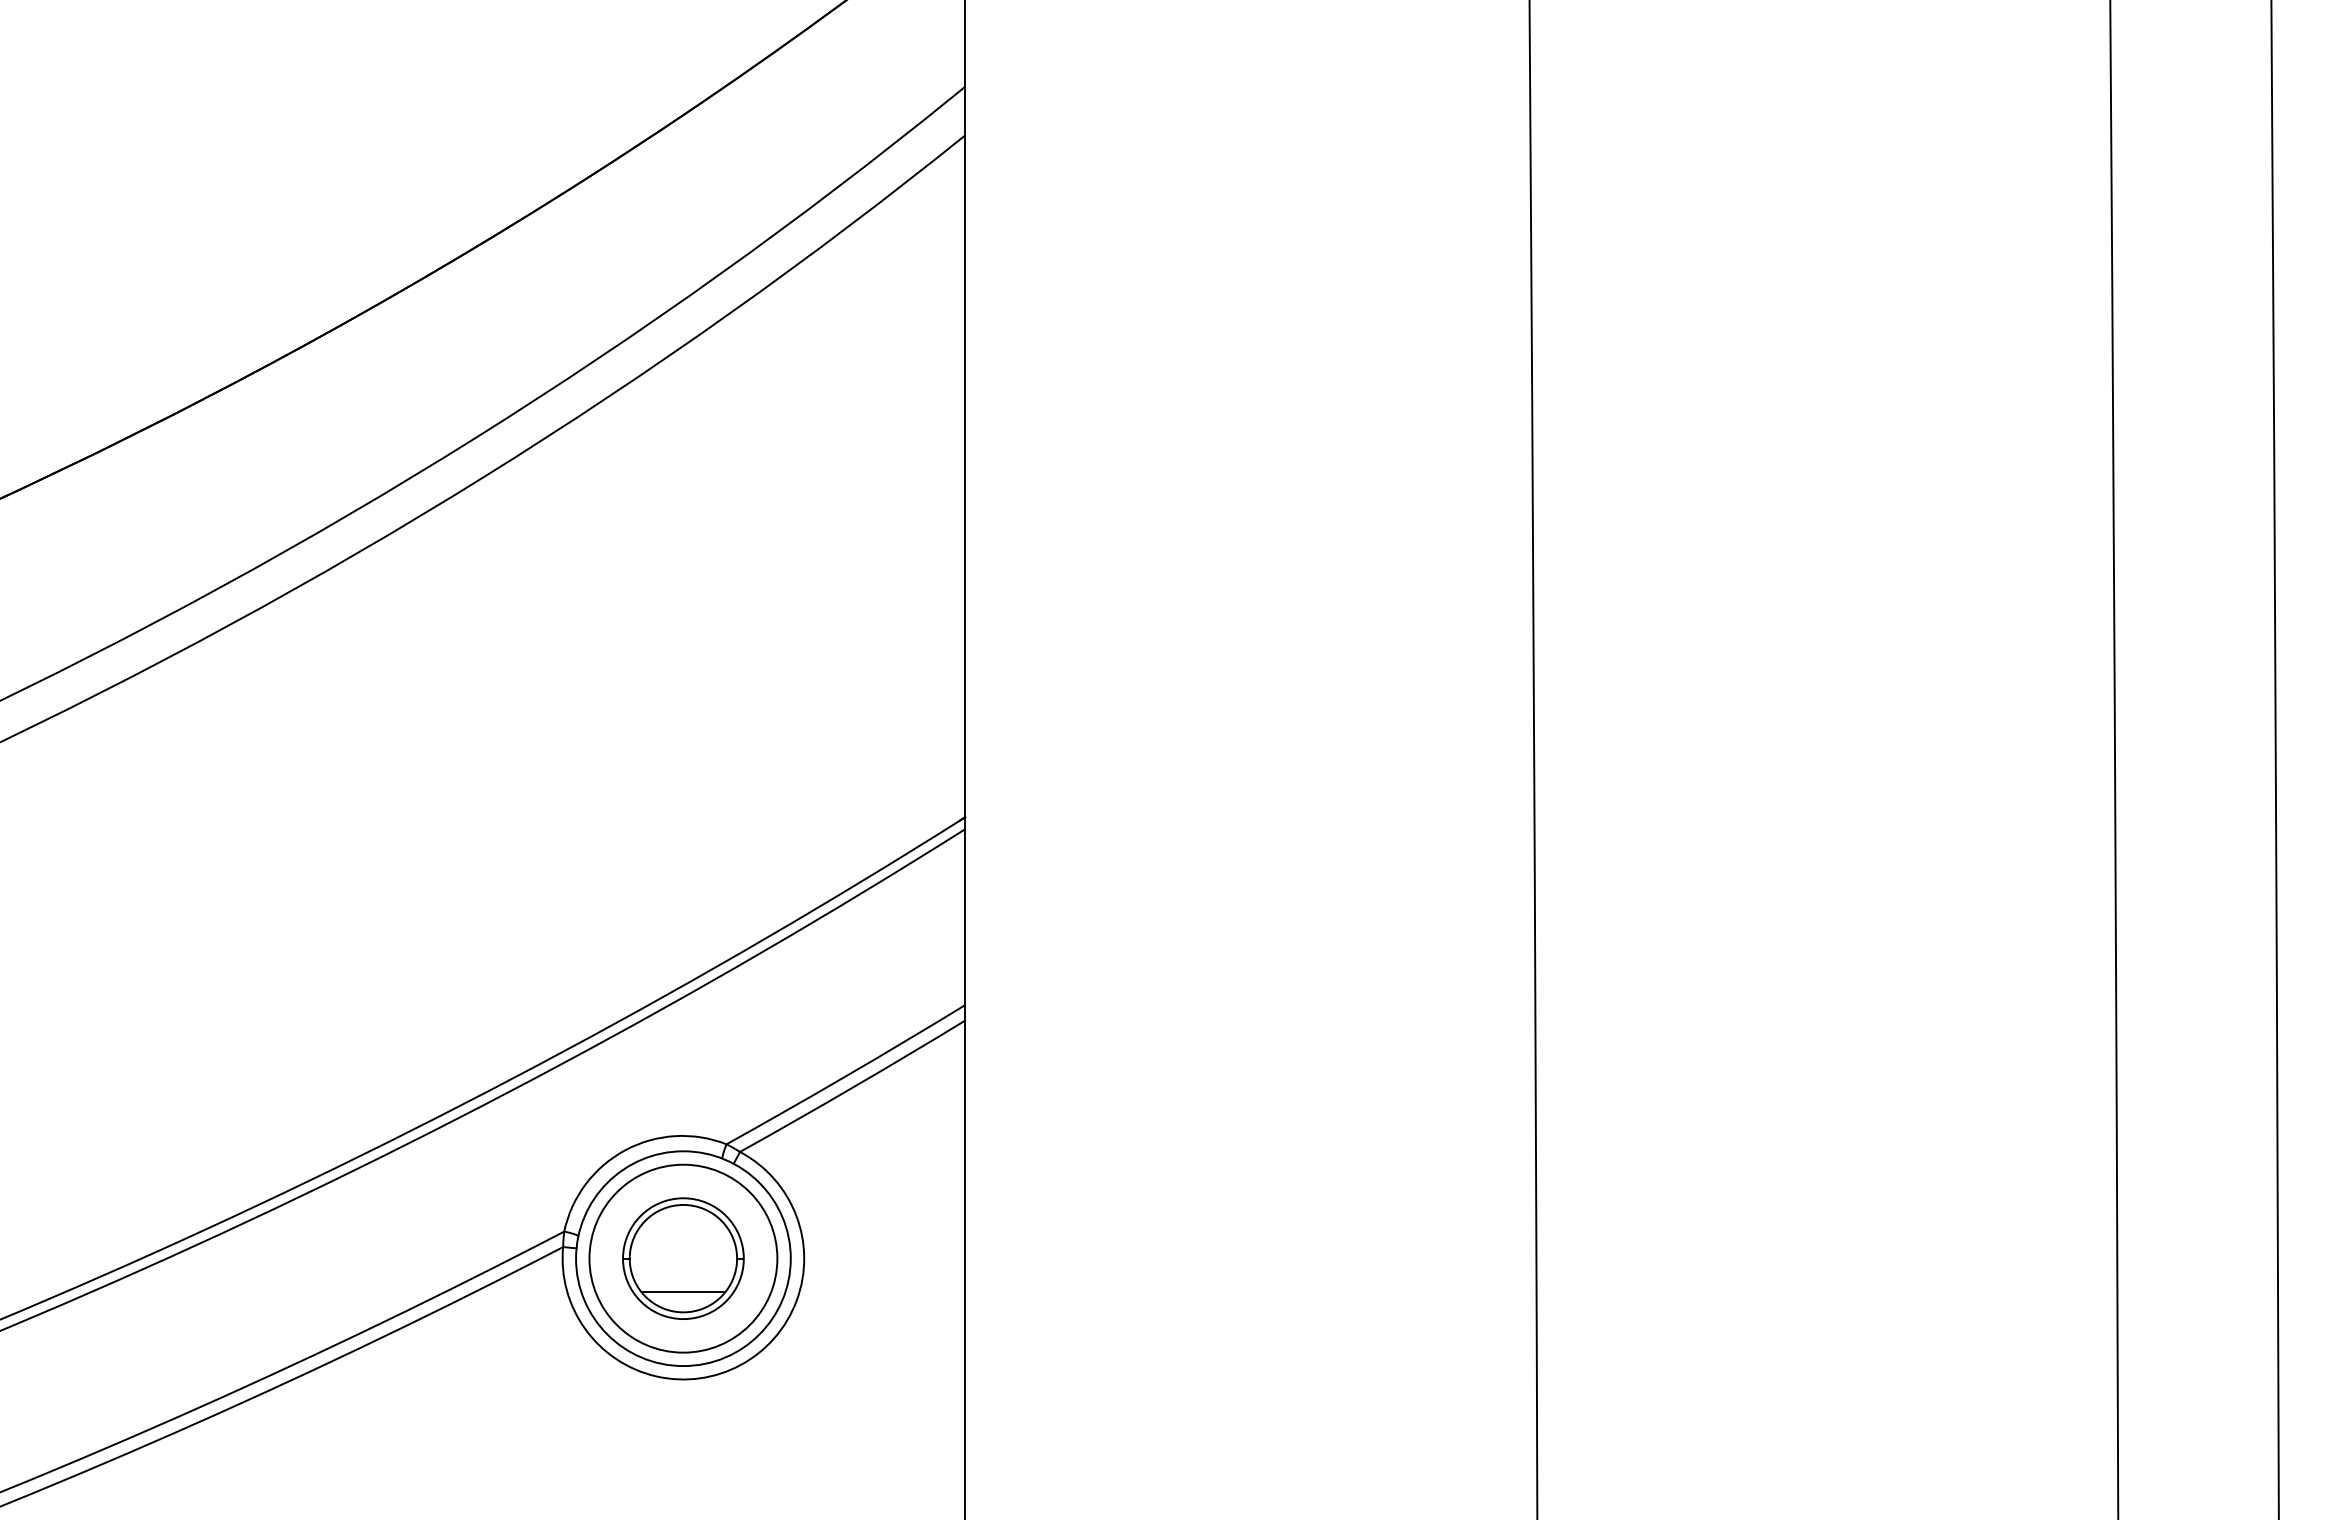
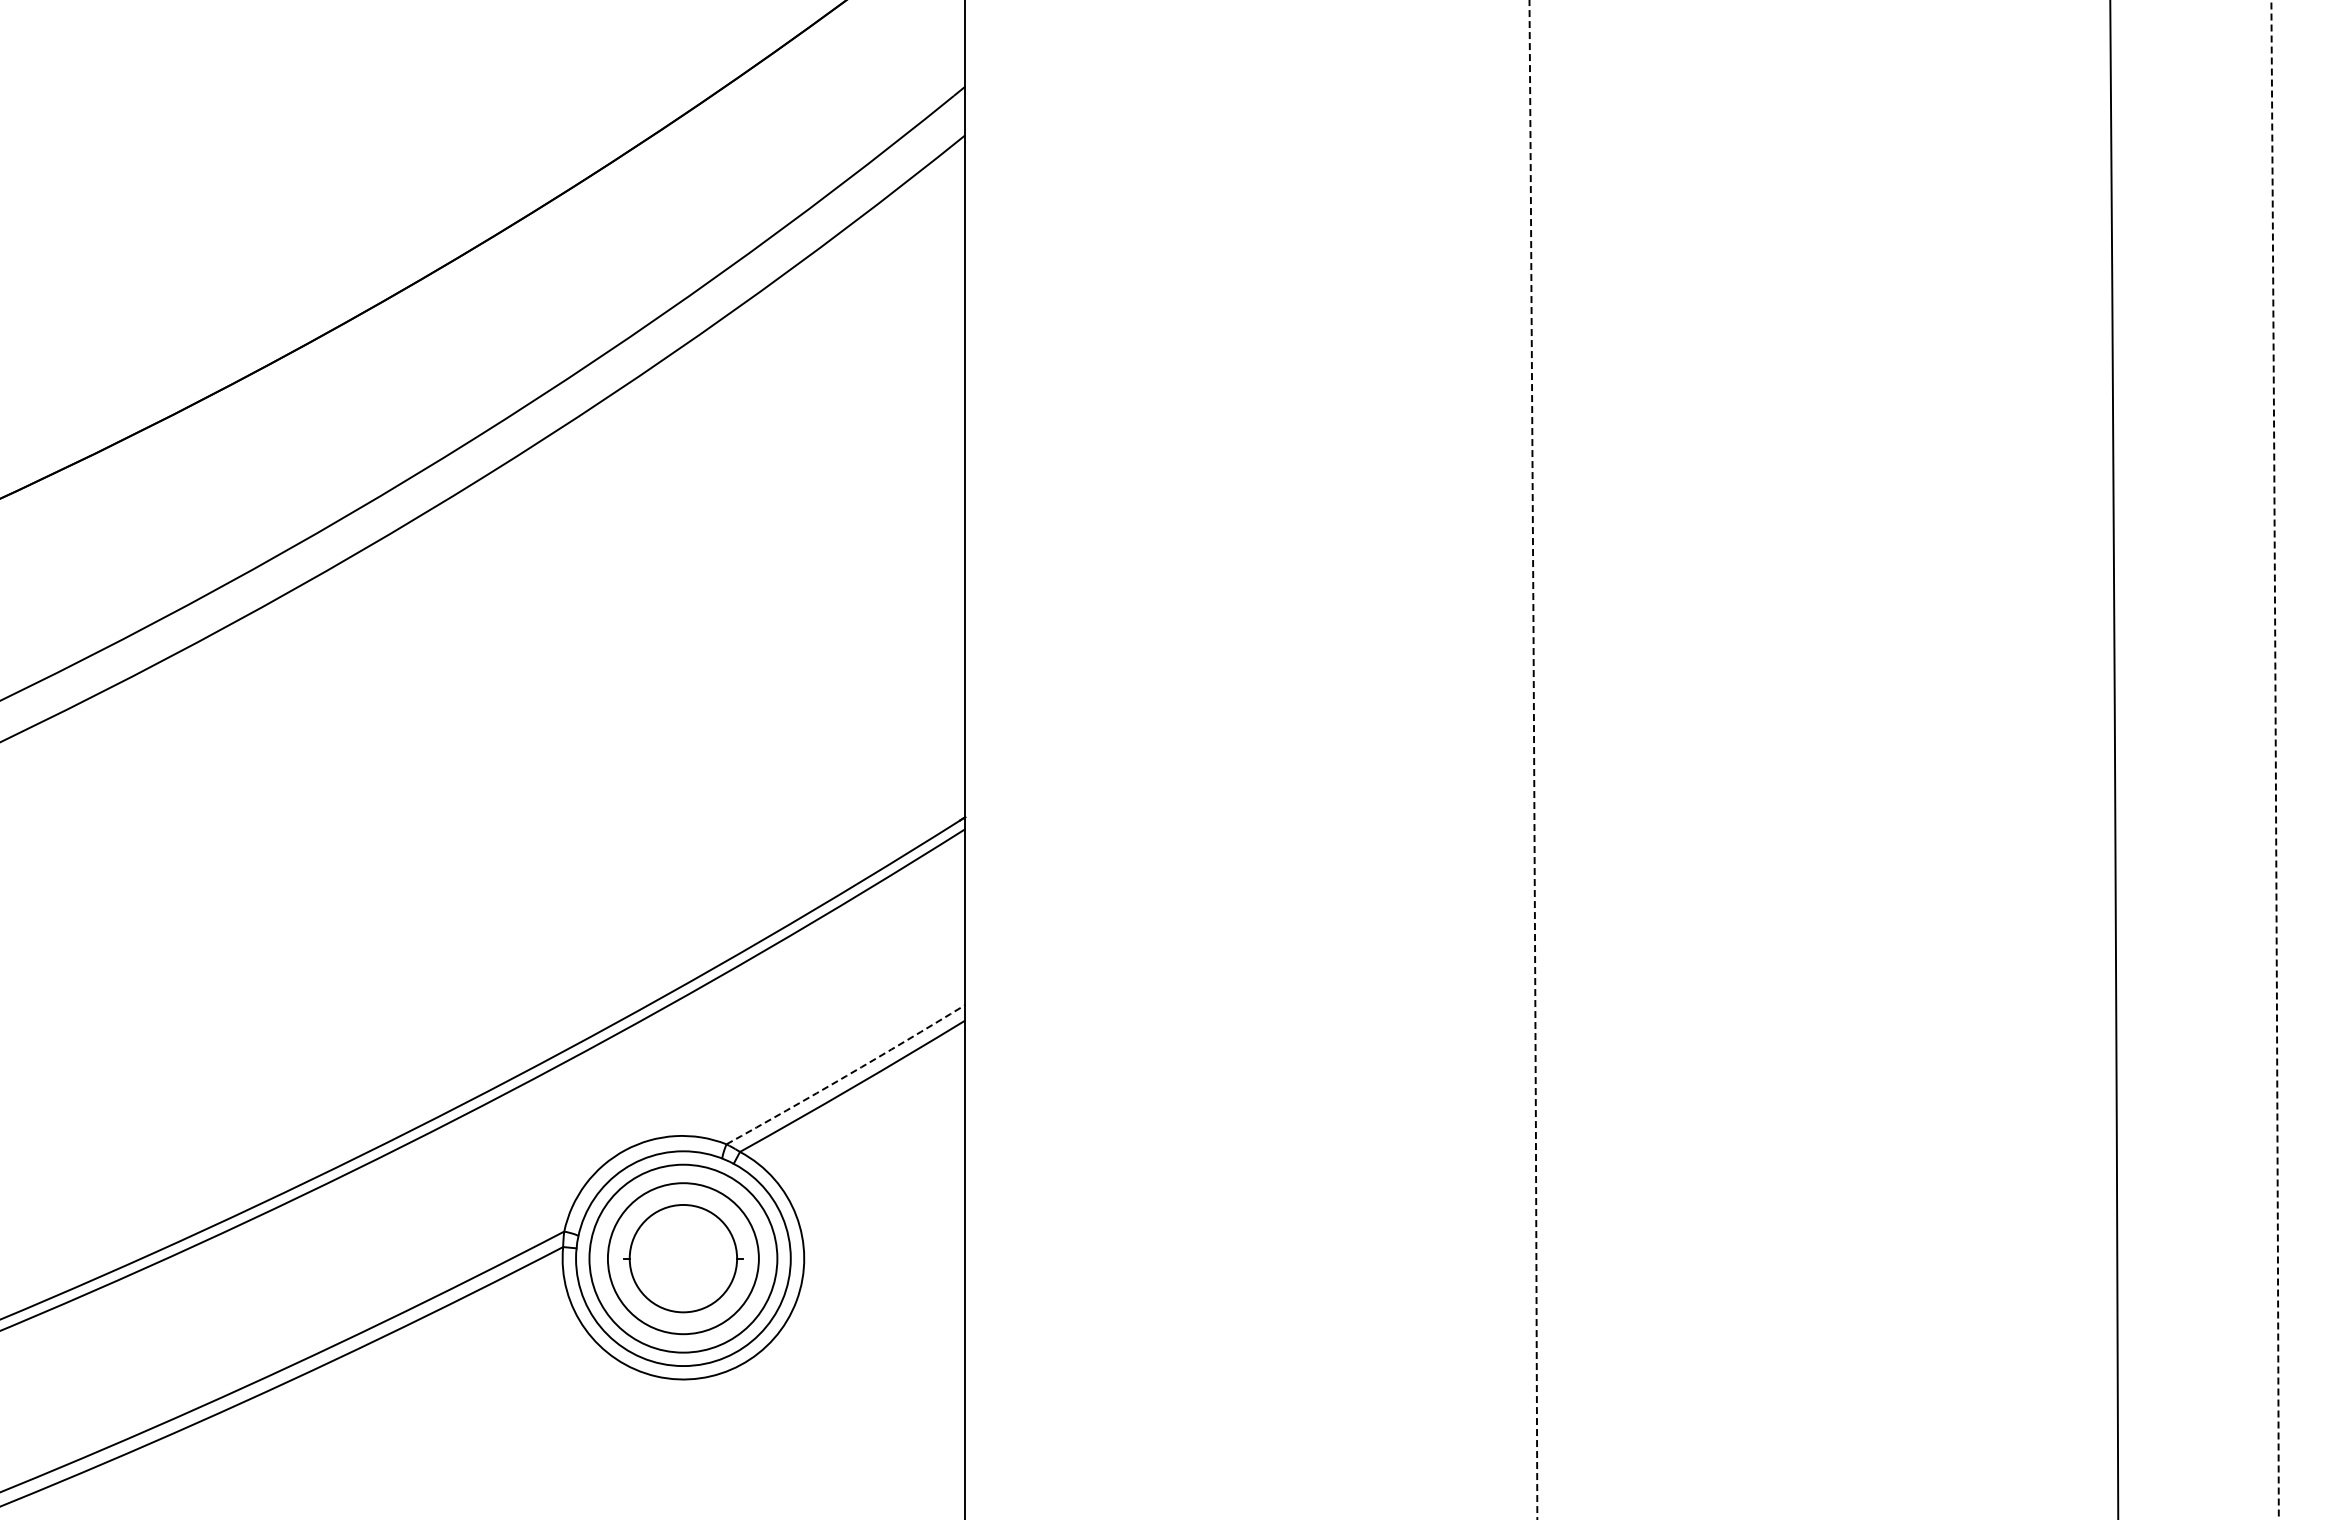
arc: solid -> dashed (2275, 758)
arc: solid -> dashed (1534, 759)
arc: solid -> dashed (846, 1075)
circle diameter: 121 px -> 151 px (682, 1258)
line: present -> none (683, 1292)
